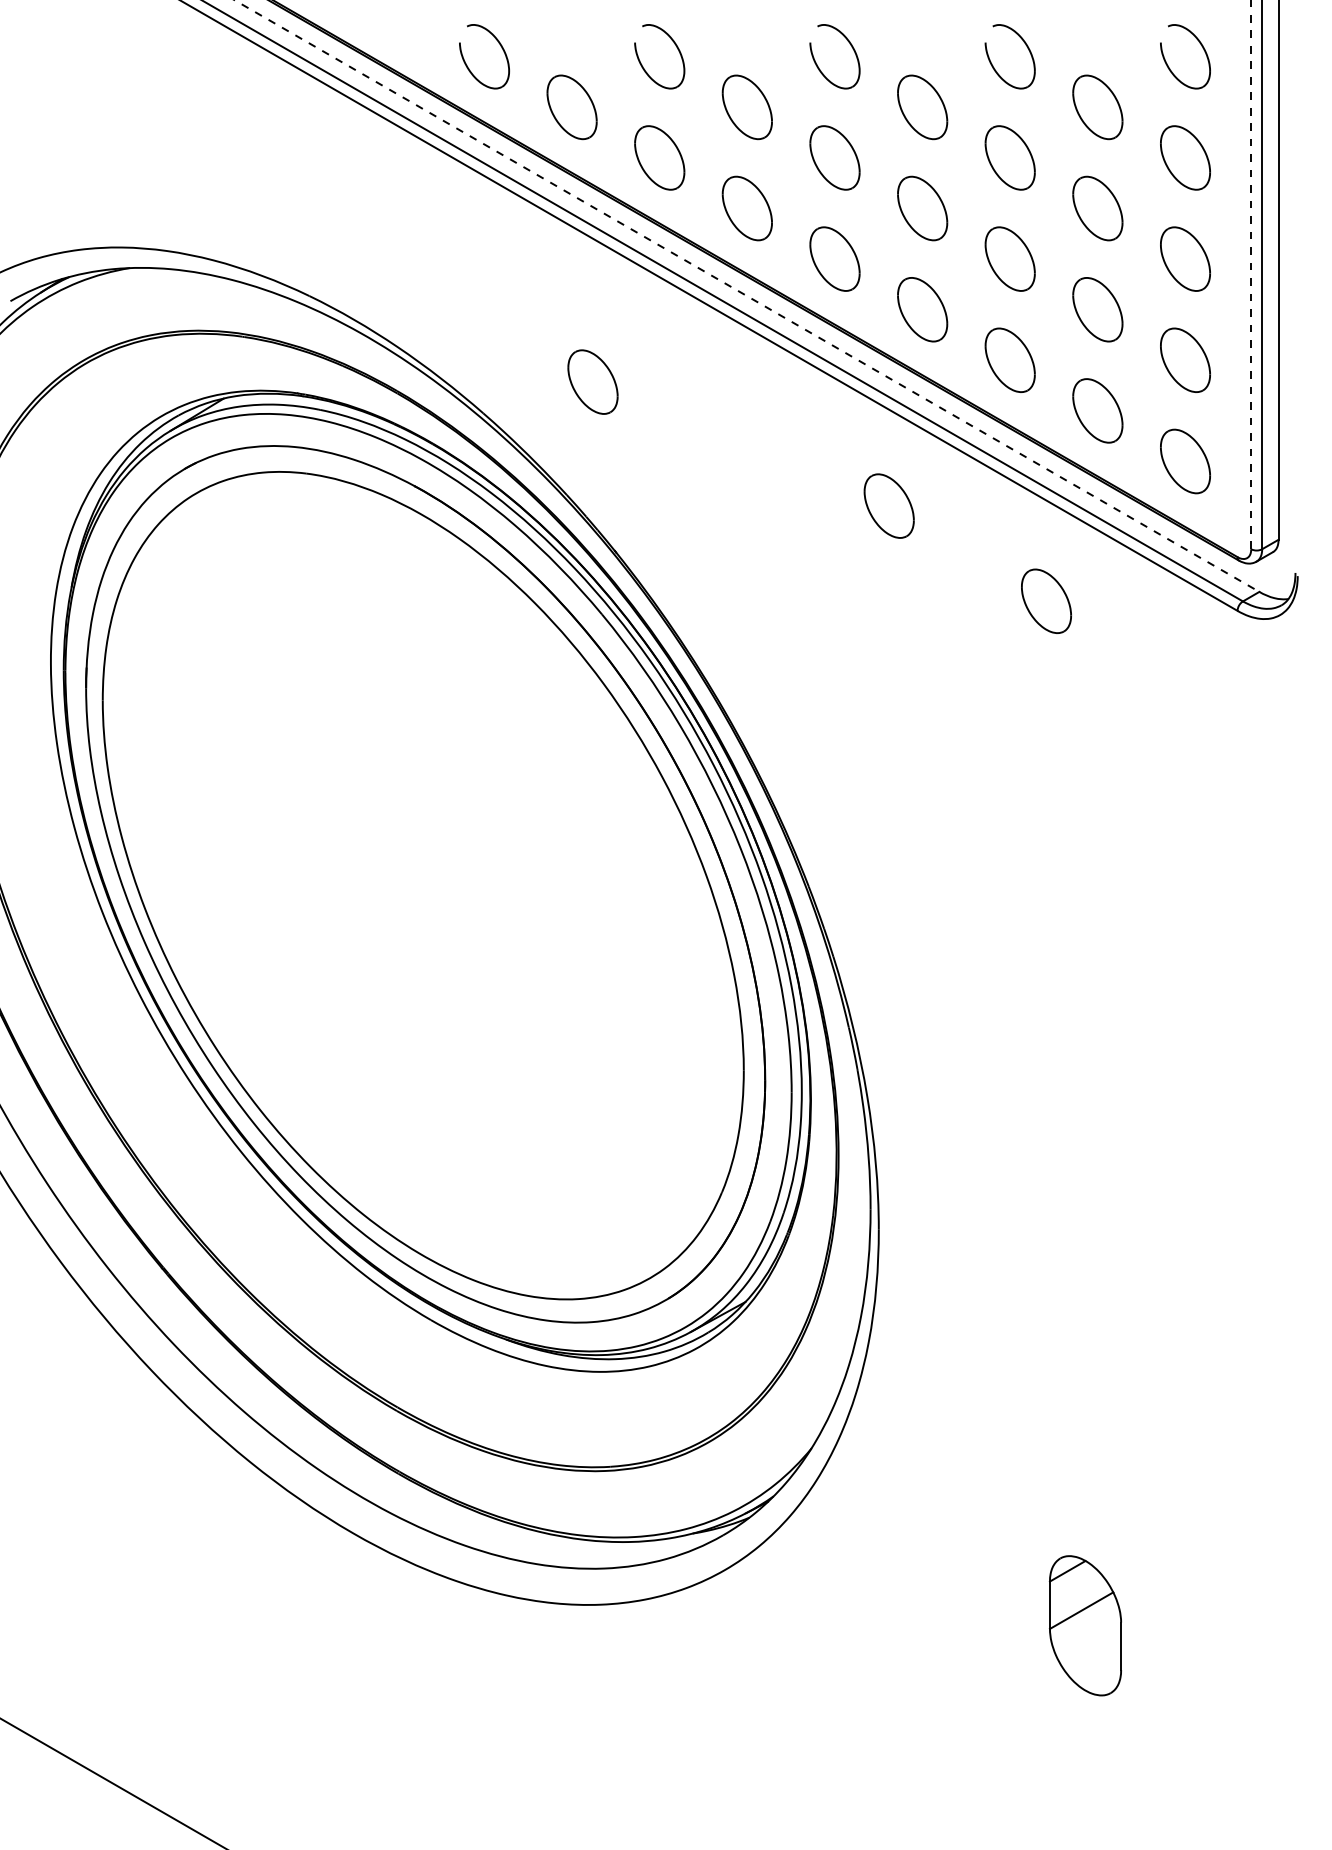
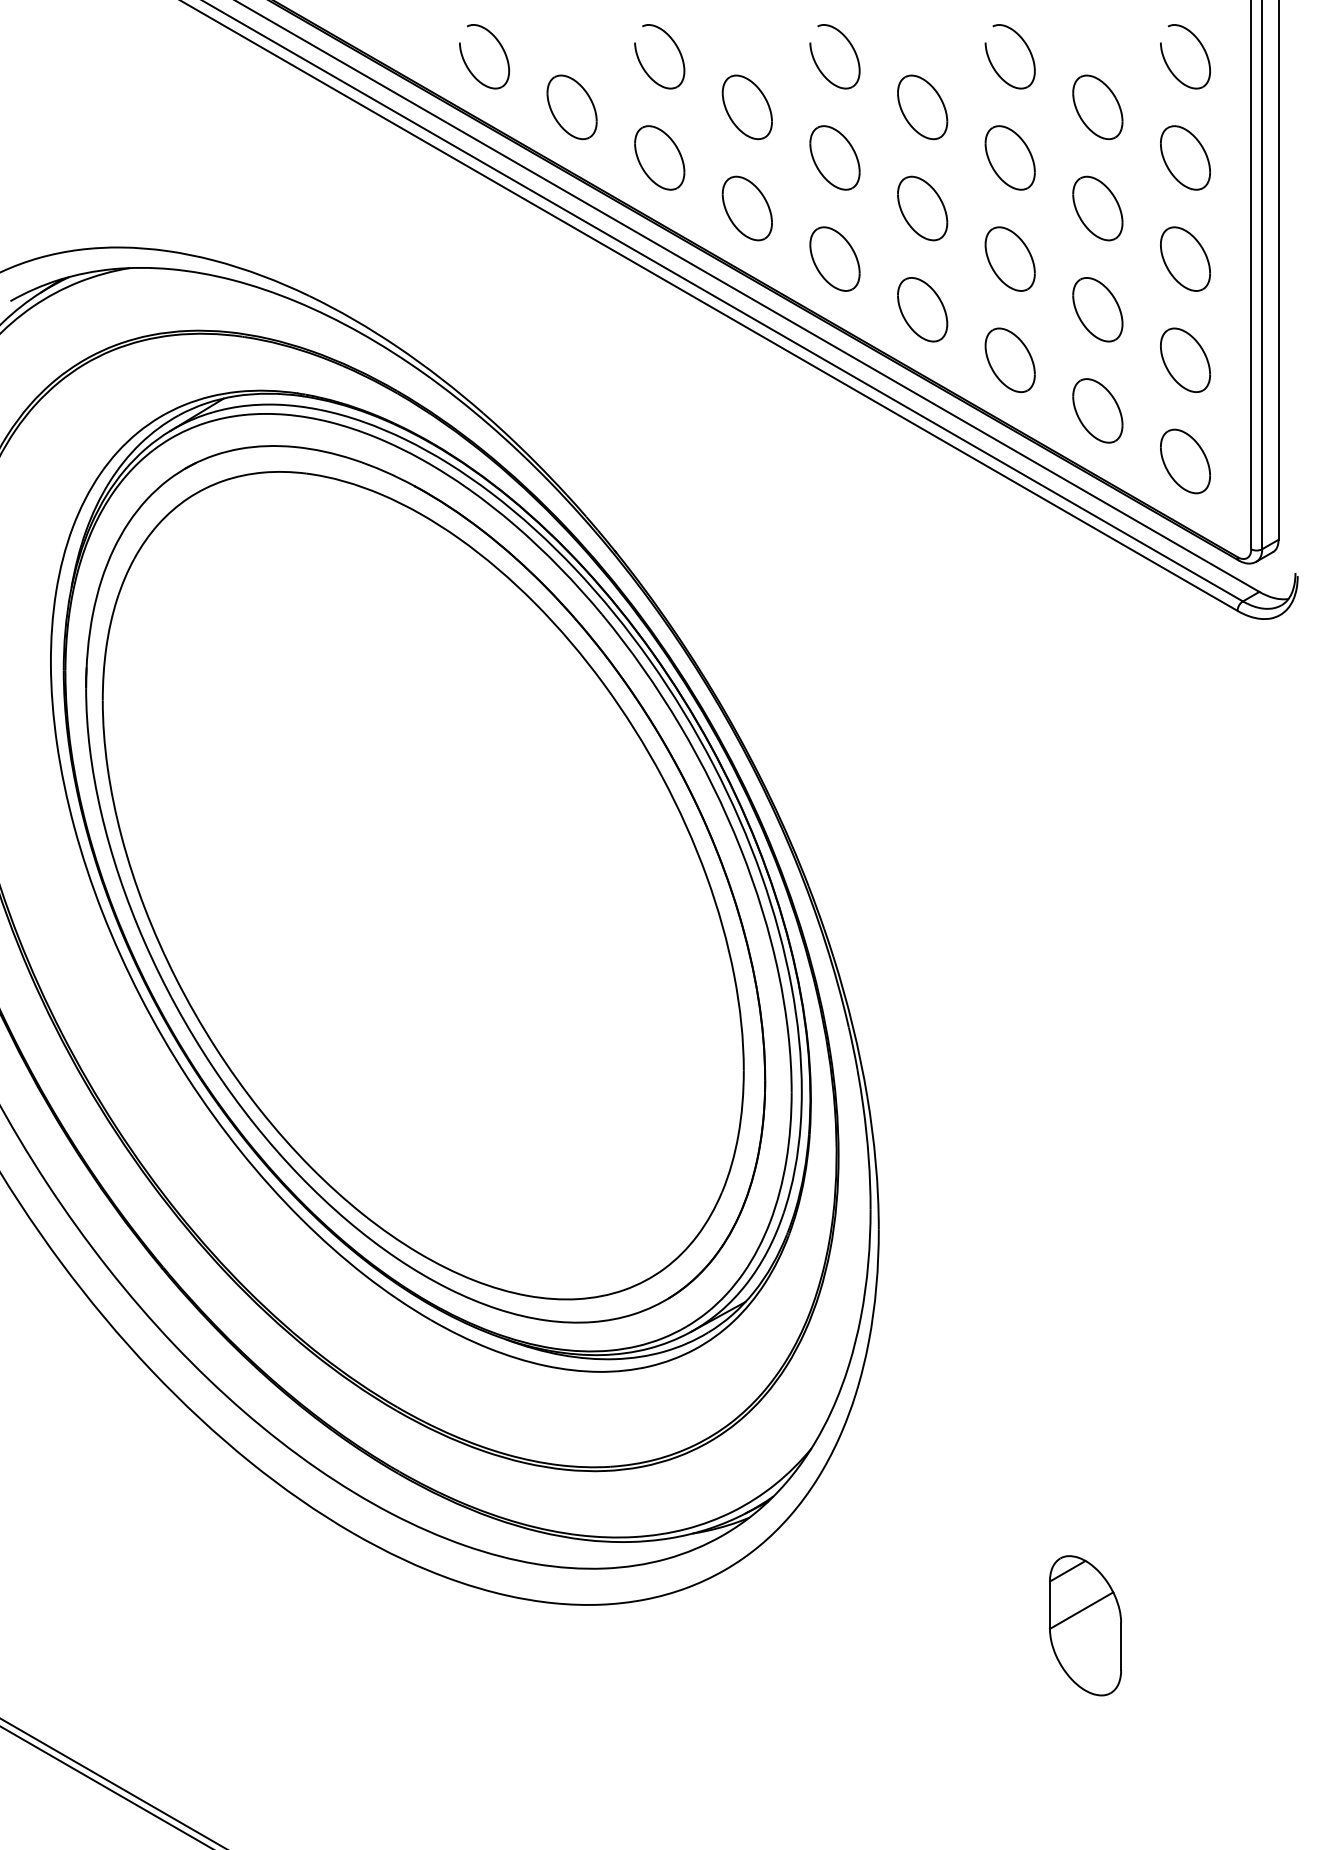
line: dashed -> solid (1251, 274)
line: dashed -> solid (746, 295)
part: present -> none (592, 381)
part: present -> none (888, 505)
part: present -> none (1046, 600)
line: none -> present (105, 1786)
